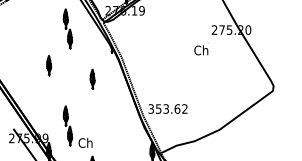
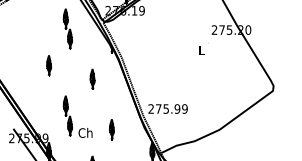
text: Ch -> L (201, 50)
text: 353.62 -> 275.99 (167, 108)
part position: (77, 126) -> (77, 116) (77, 116)
part: none -> present (111, 129)
